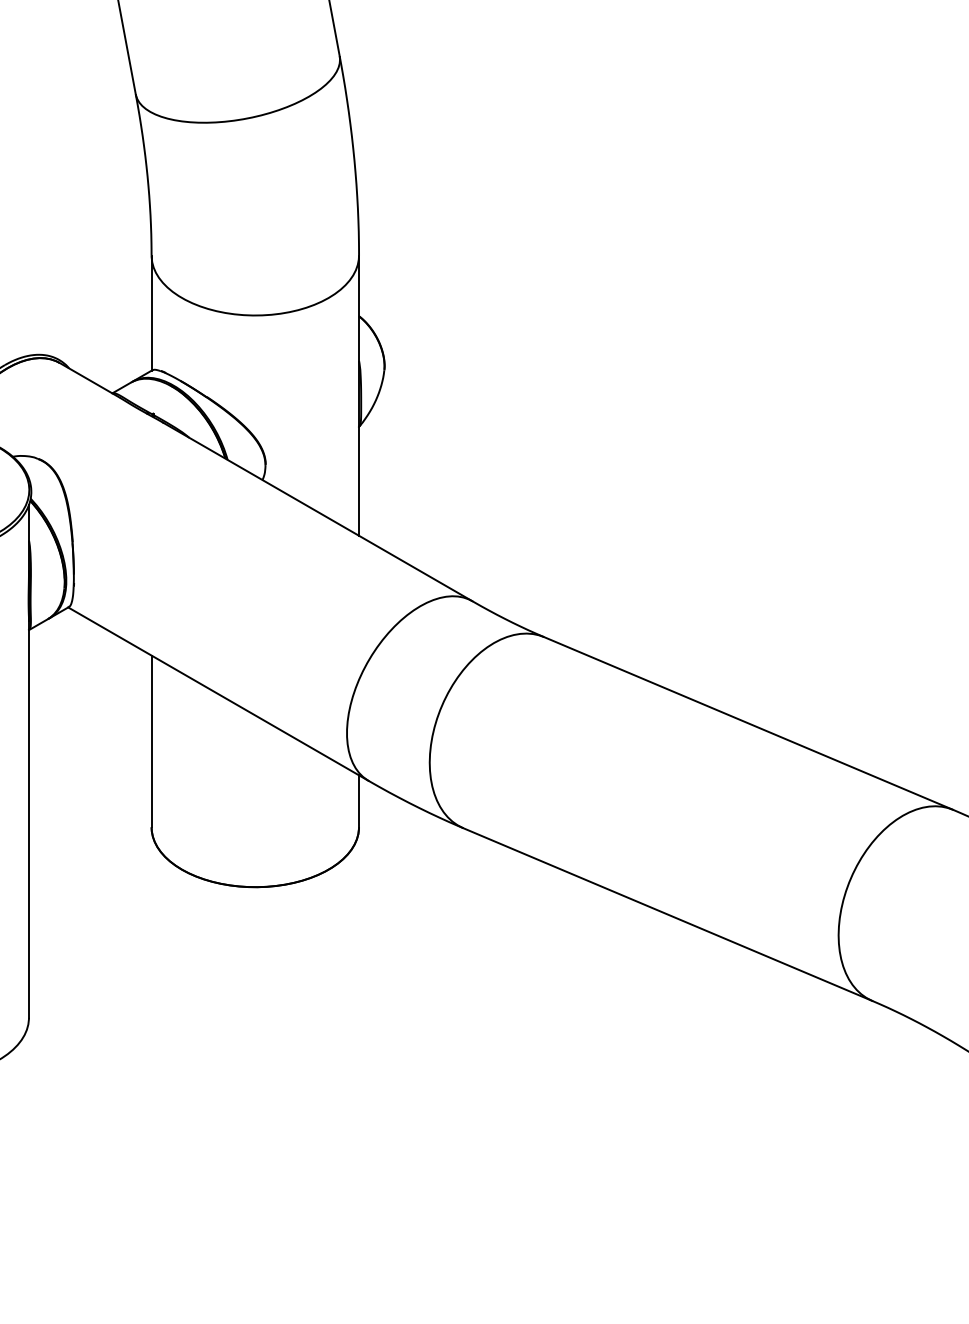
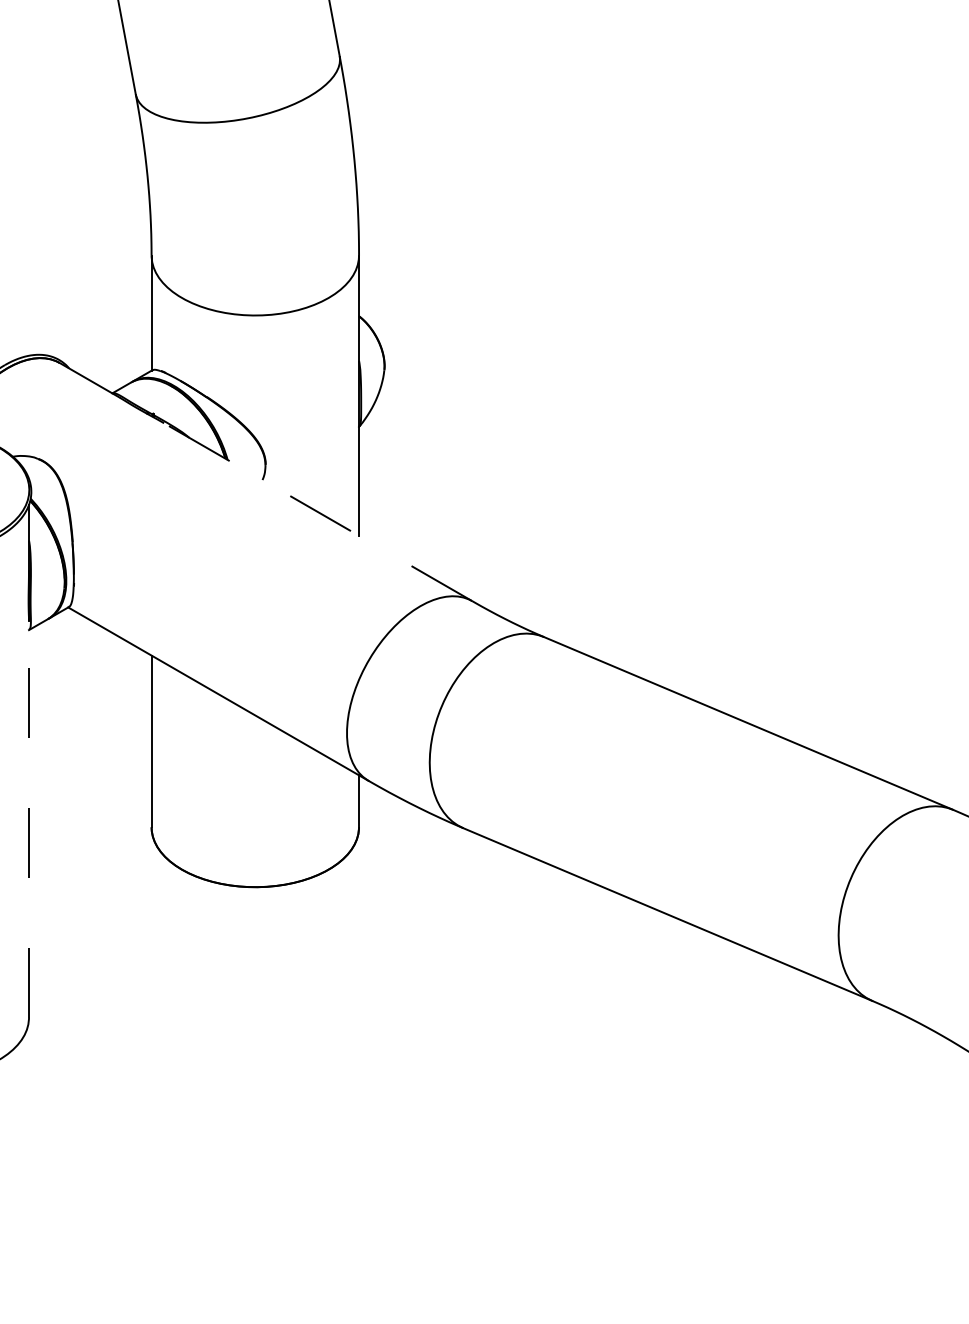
line: solid -> dashed (317, 511)
line: solid -> dashed (29, 819)
